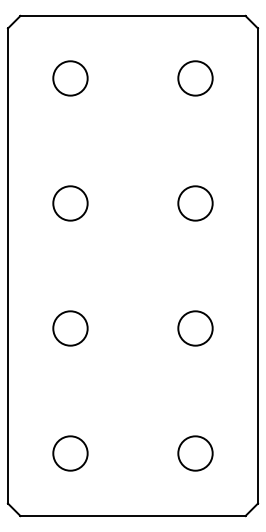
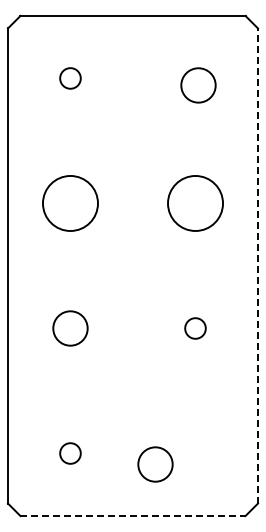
circle diameter: 34 px -> 21 px (70, 78)
circle position: (195, 78) -> (198, 85) (198, 85)
circle diameter: 34 px -> 55 px (69, 202)
circle diameter: 34 px -> 55 px (195, 202)
line: solid -> dashed (258, 266)
circle diameter: 34 px -> 21 px (195, 328)
circle diameter: 34 px -> 21 px (70, 453)
circle position: (195, 453) -> (155, 464) (155, 464)
line: solid -> dashed (133, 516)
